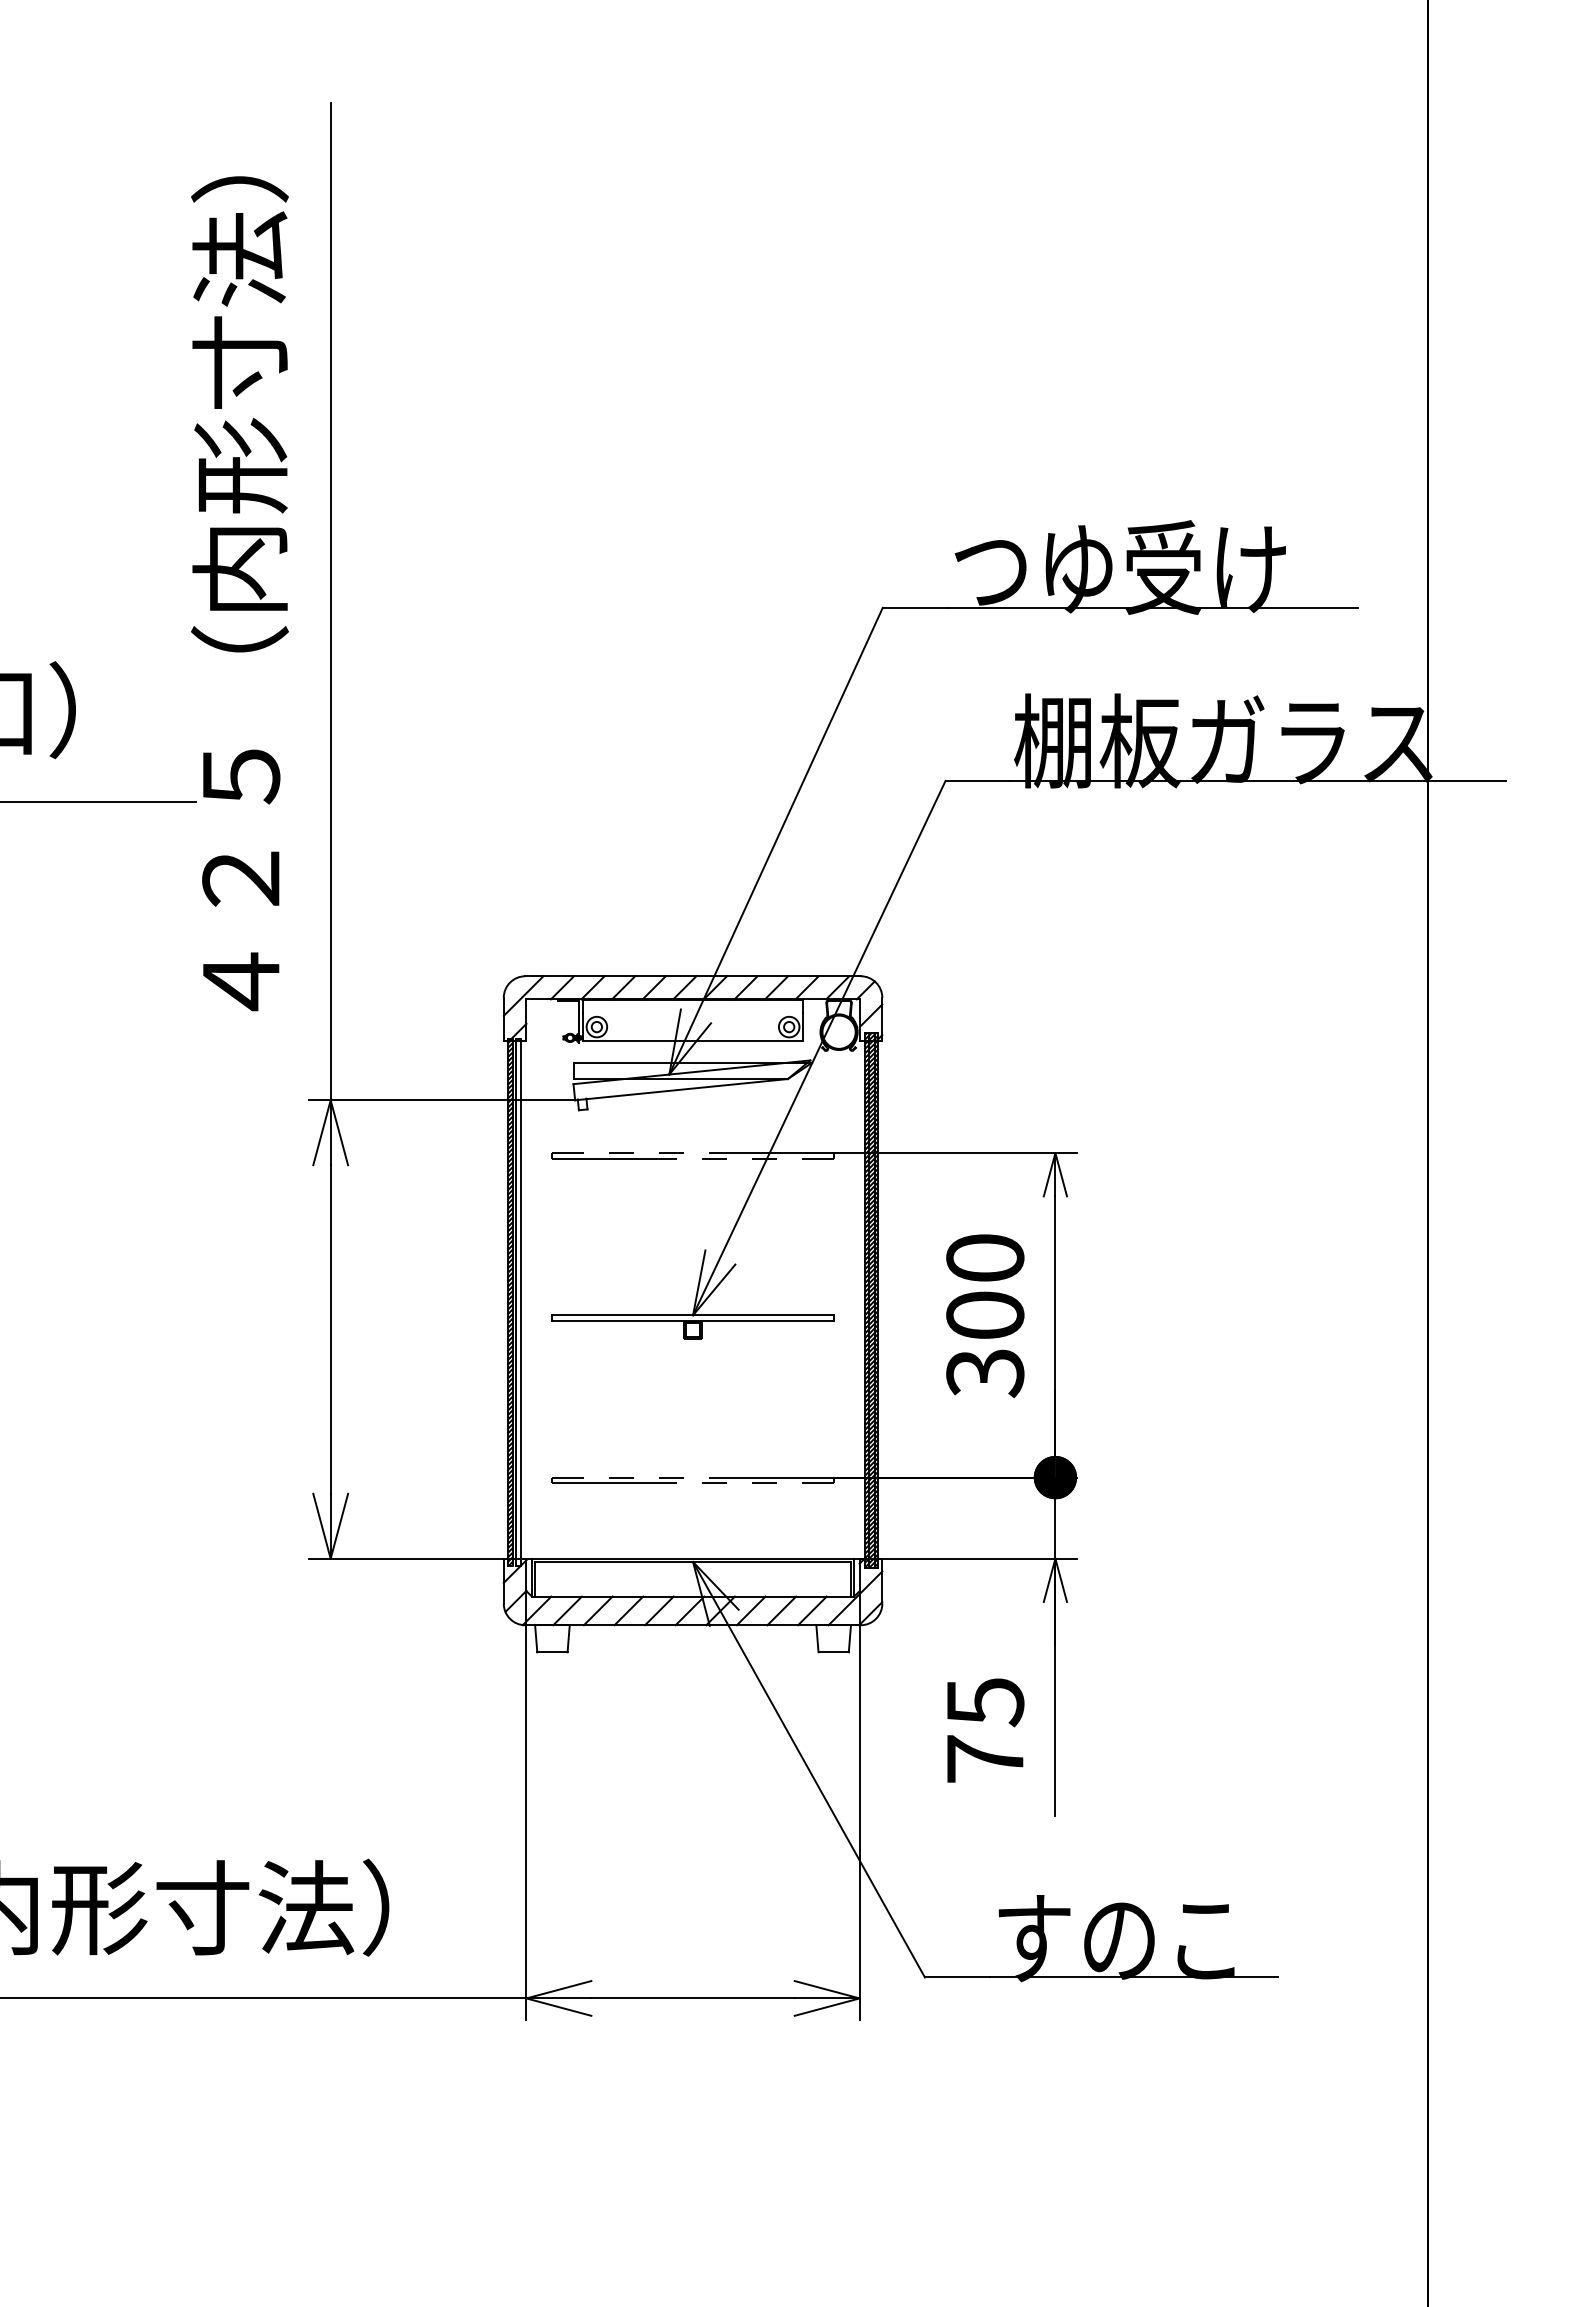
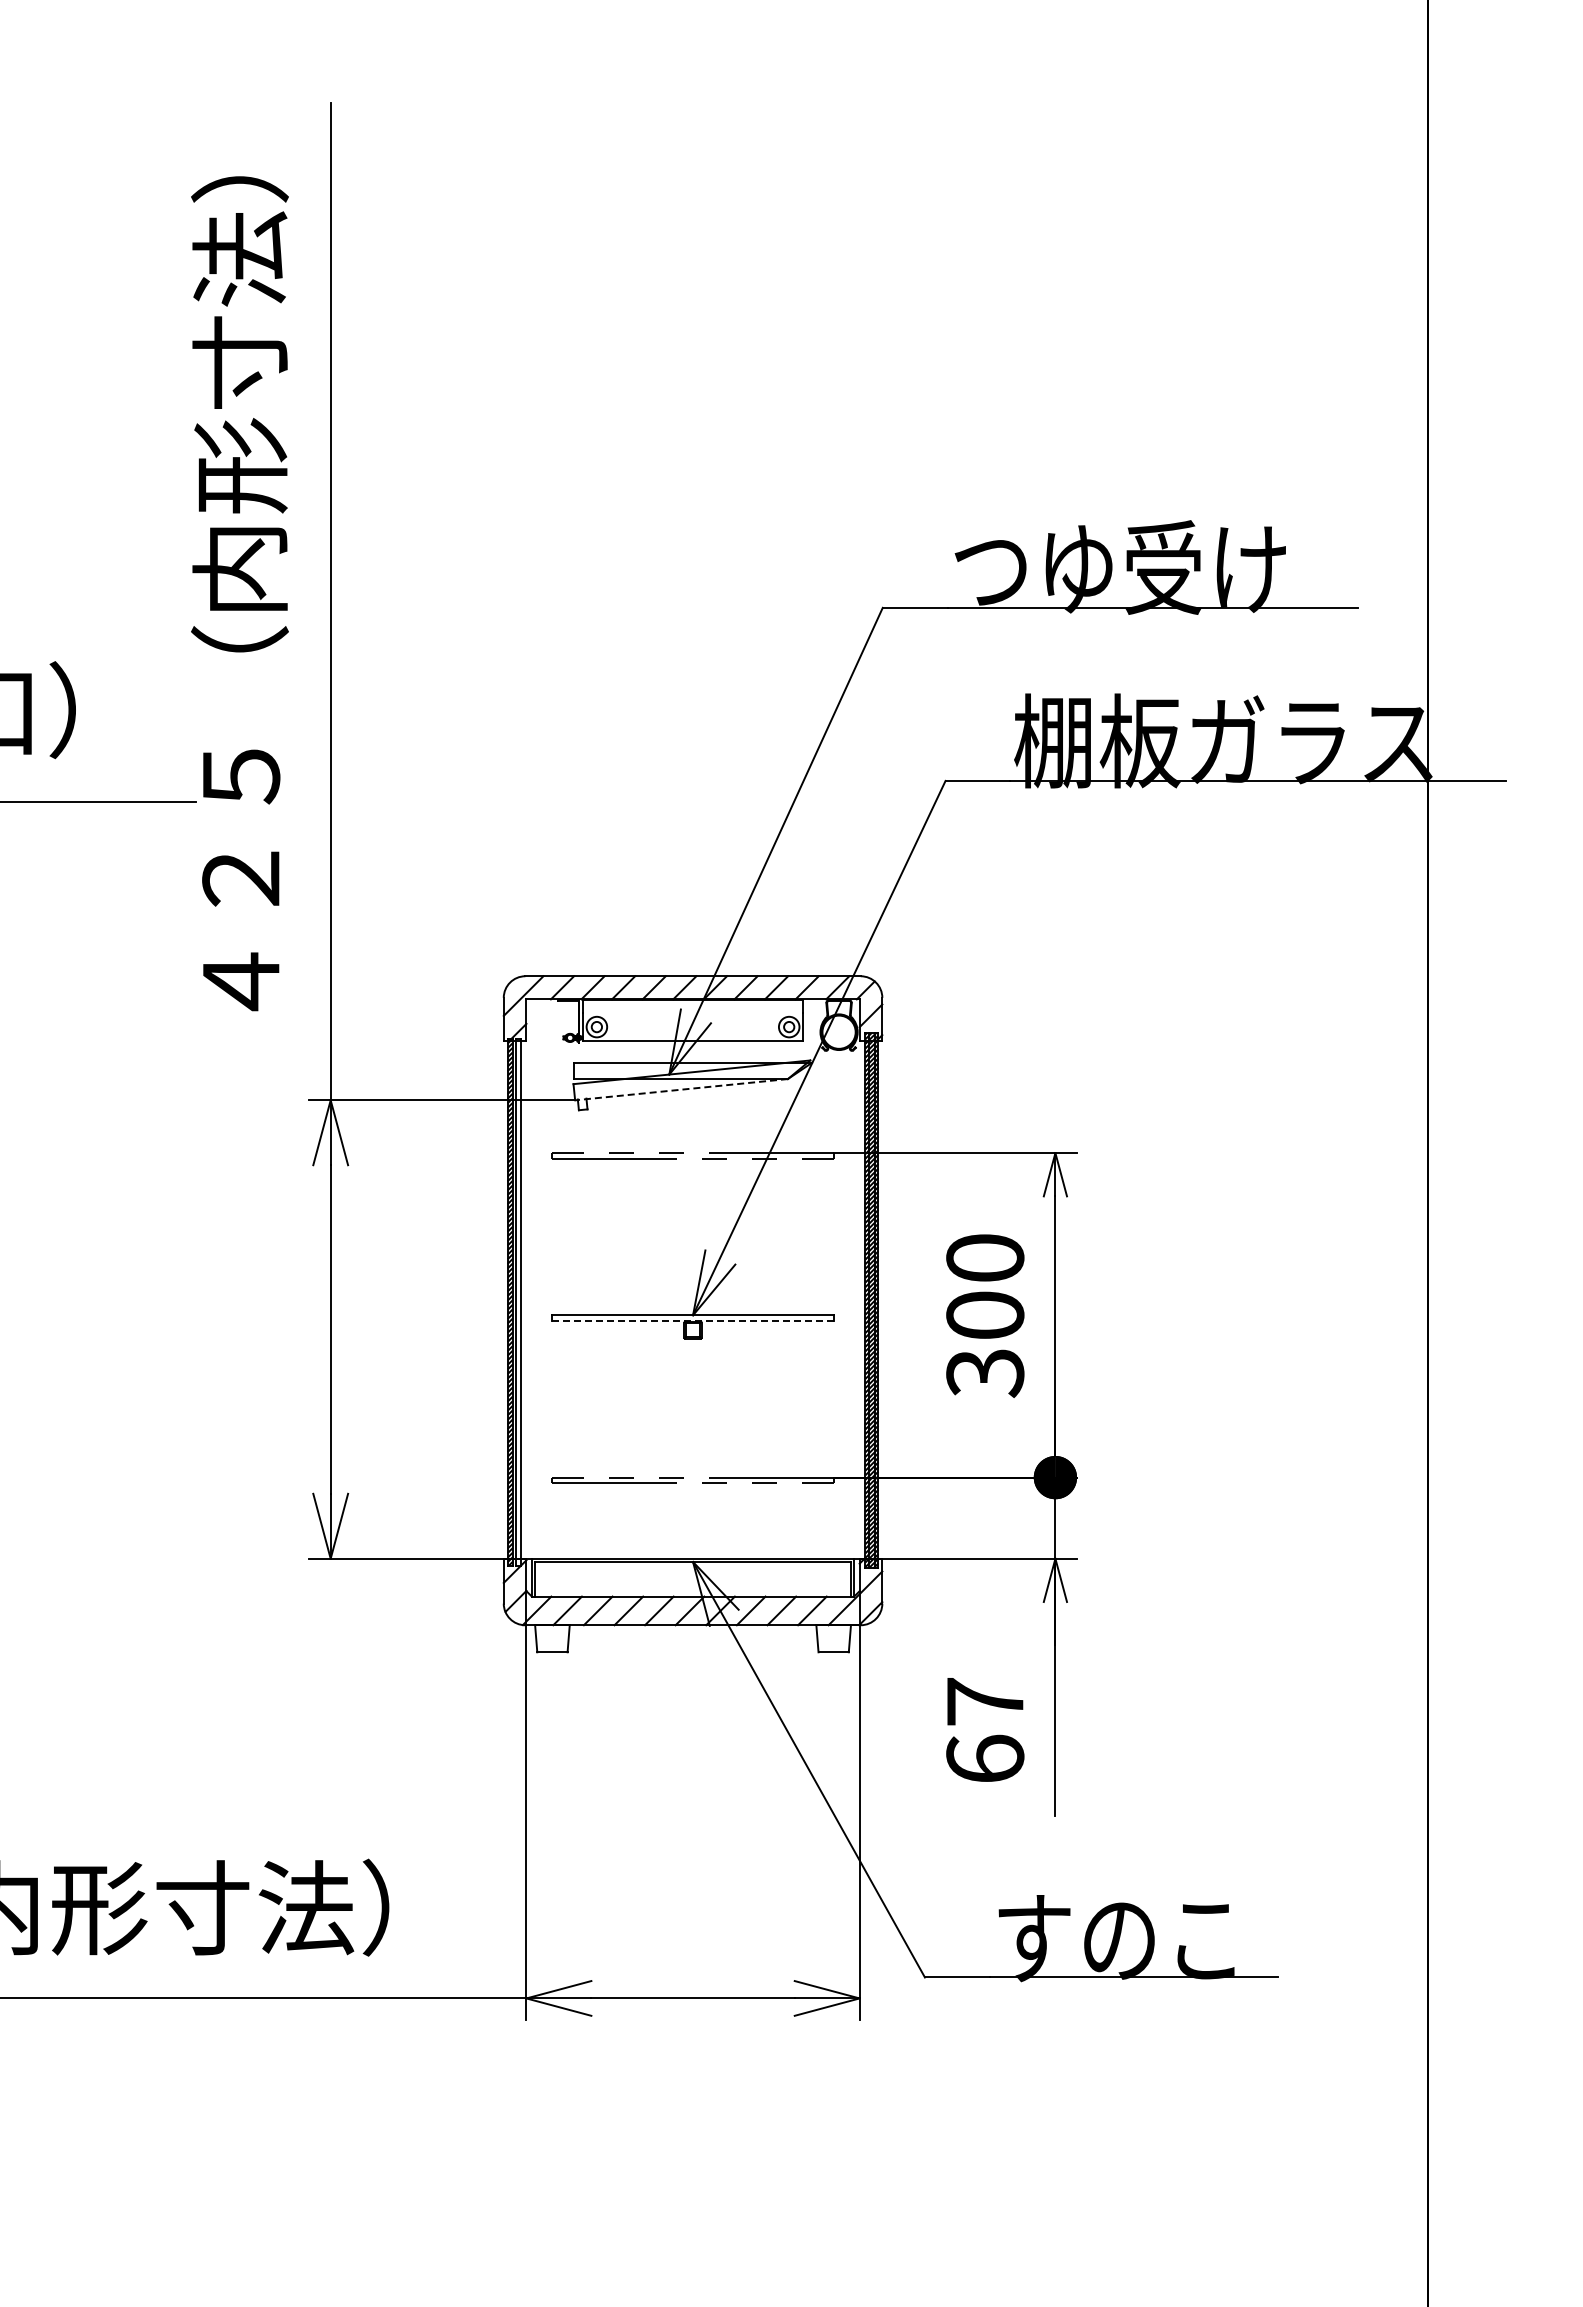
line: solid -> dashed (681, 1089)
line: solid -> dashed (693, 1320)
text: 75 -> 67 (985, 1730)
